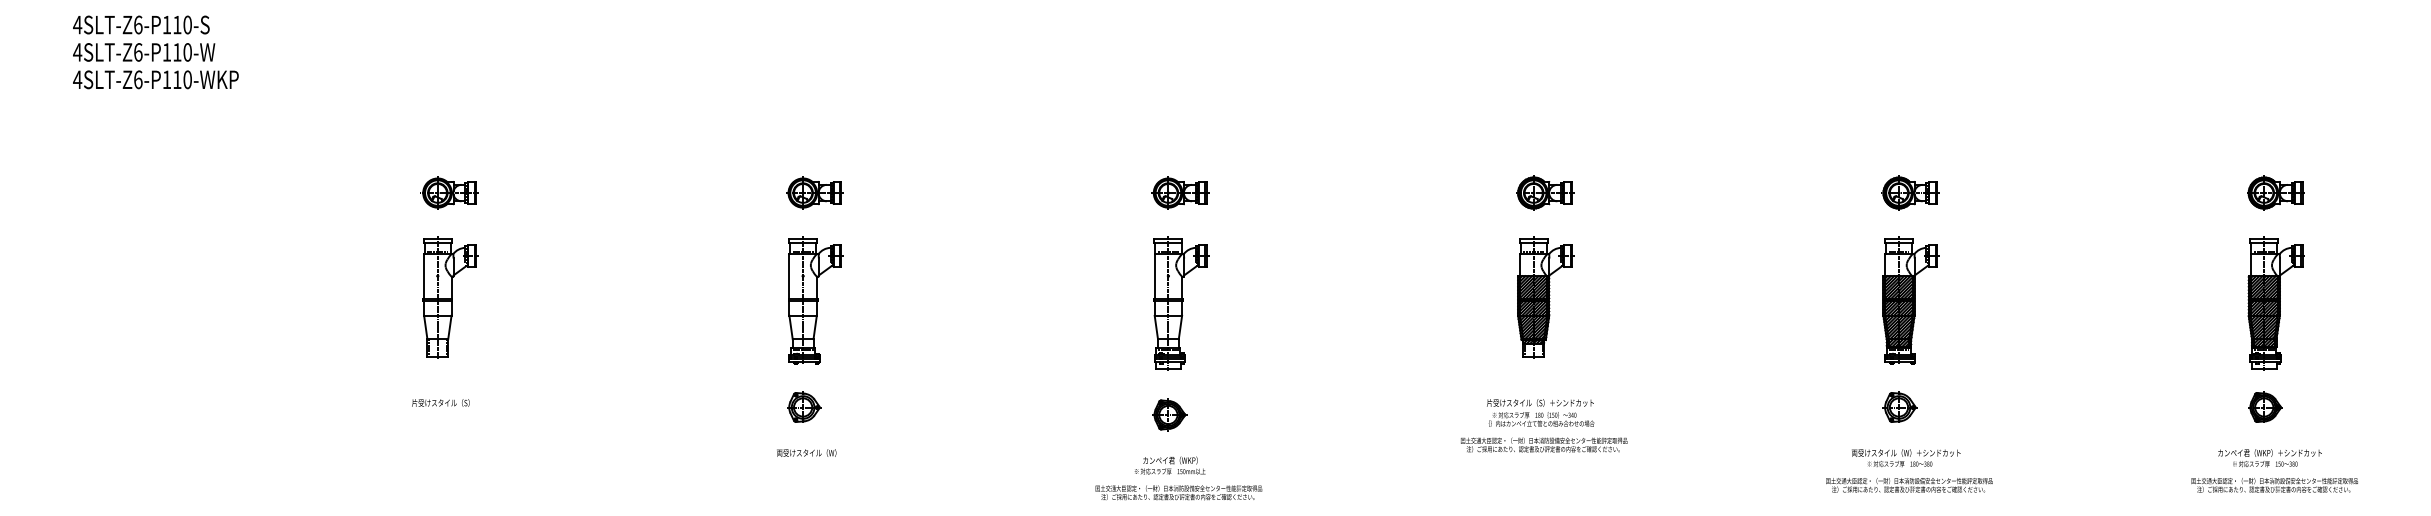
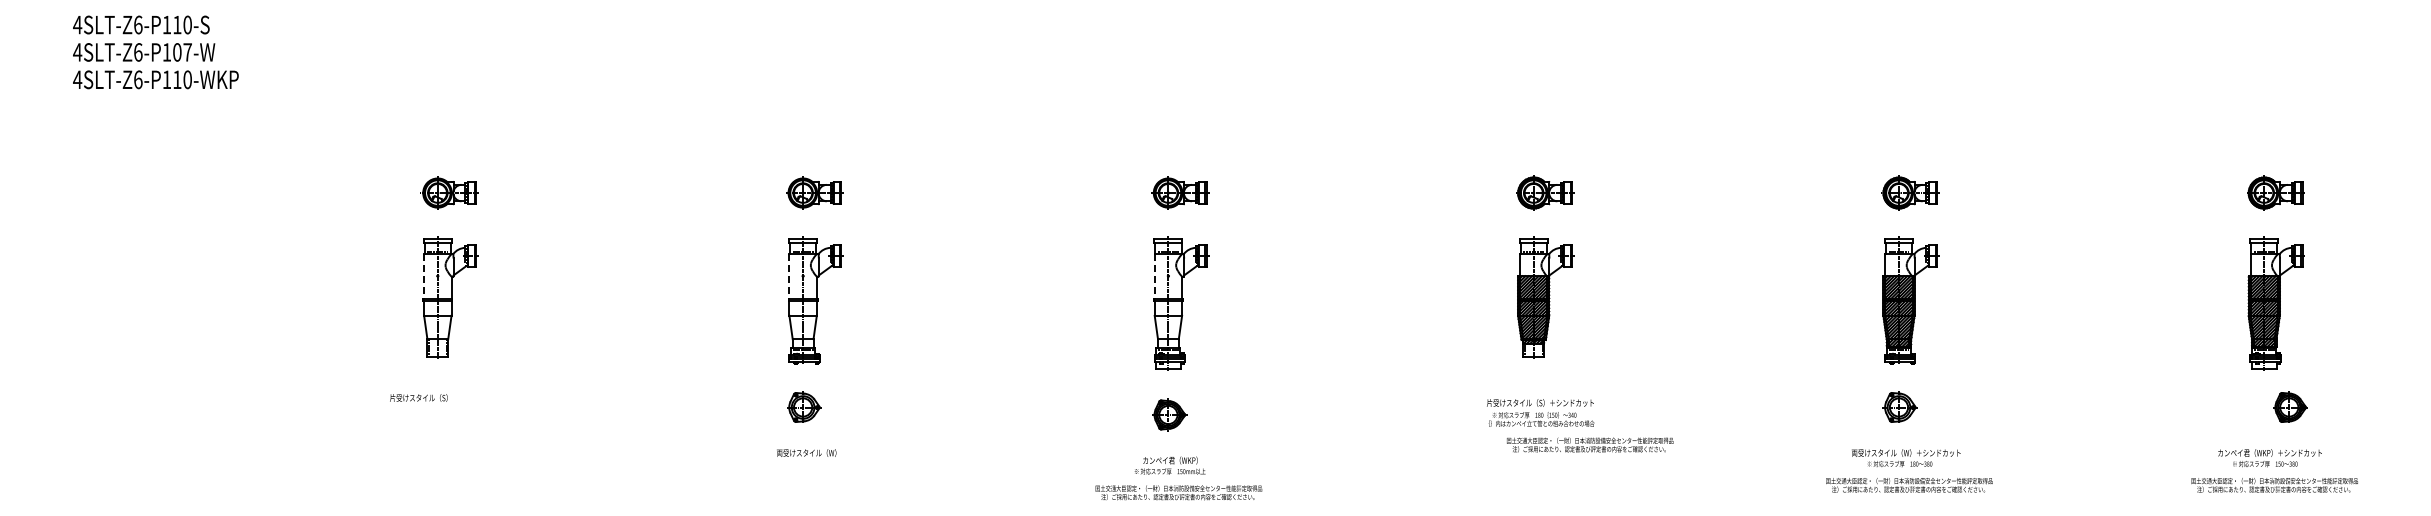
text: 4SLT-Z6-P110-W -> 4SLT-Z6-P107-W (182, 52)
line: solid -> dashed (424, 276)
line: solid -> dashed (789, 276)
line: solid -> dashed (1154, 276)
text position: (440, 402) -> (418, 397) (418, 397)
part position: (2265, 406) -> (2290, 406) (2290, 406)
text position: (1544, 444) -> (1590, 444) (1590, 444)
